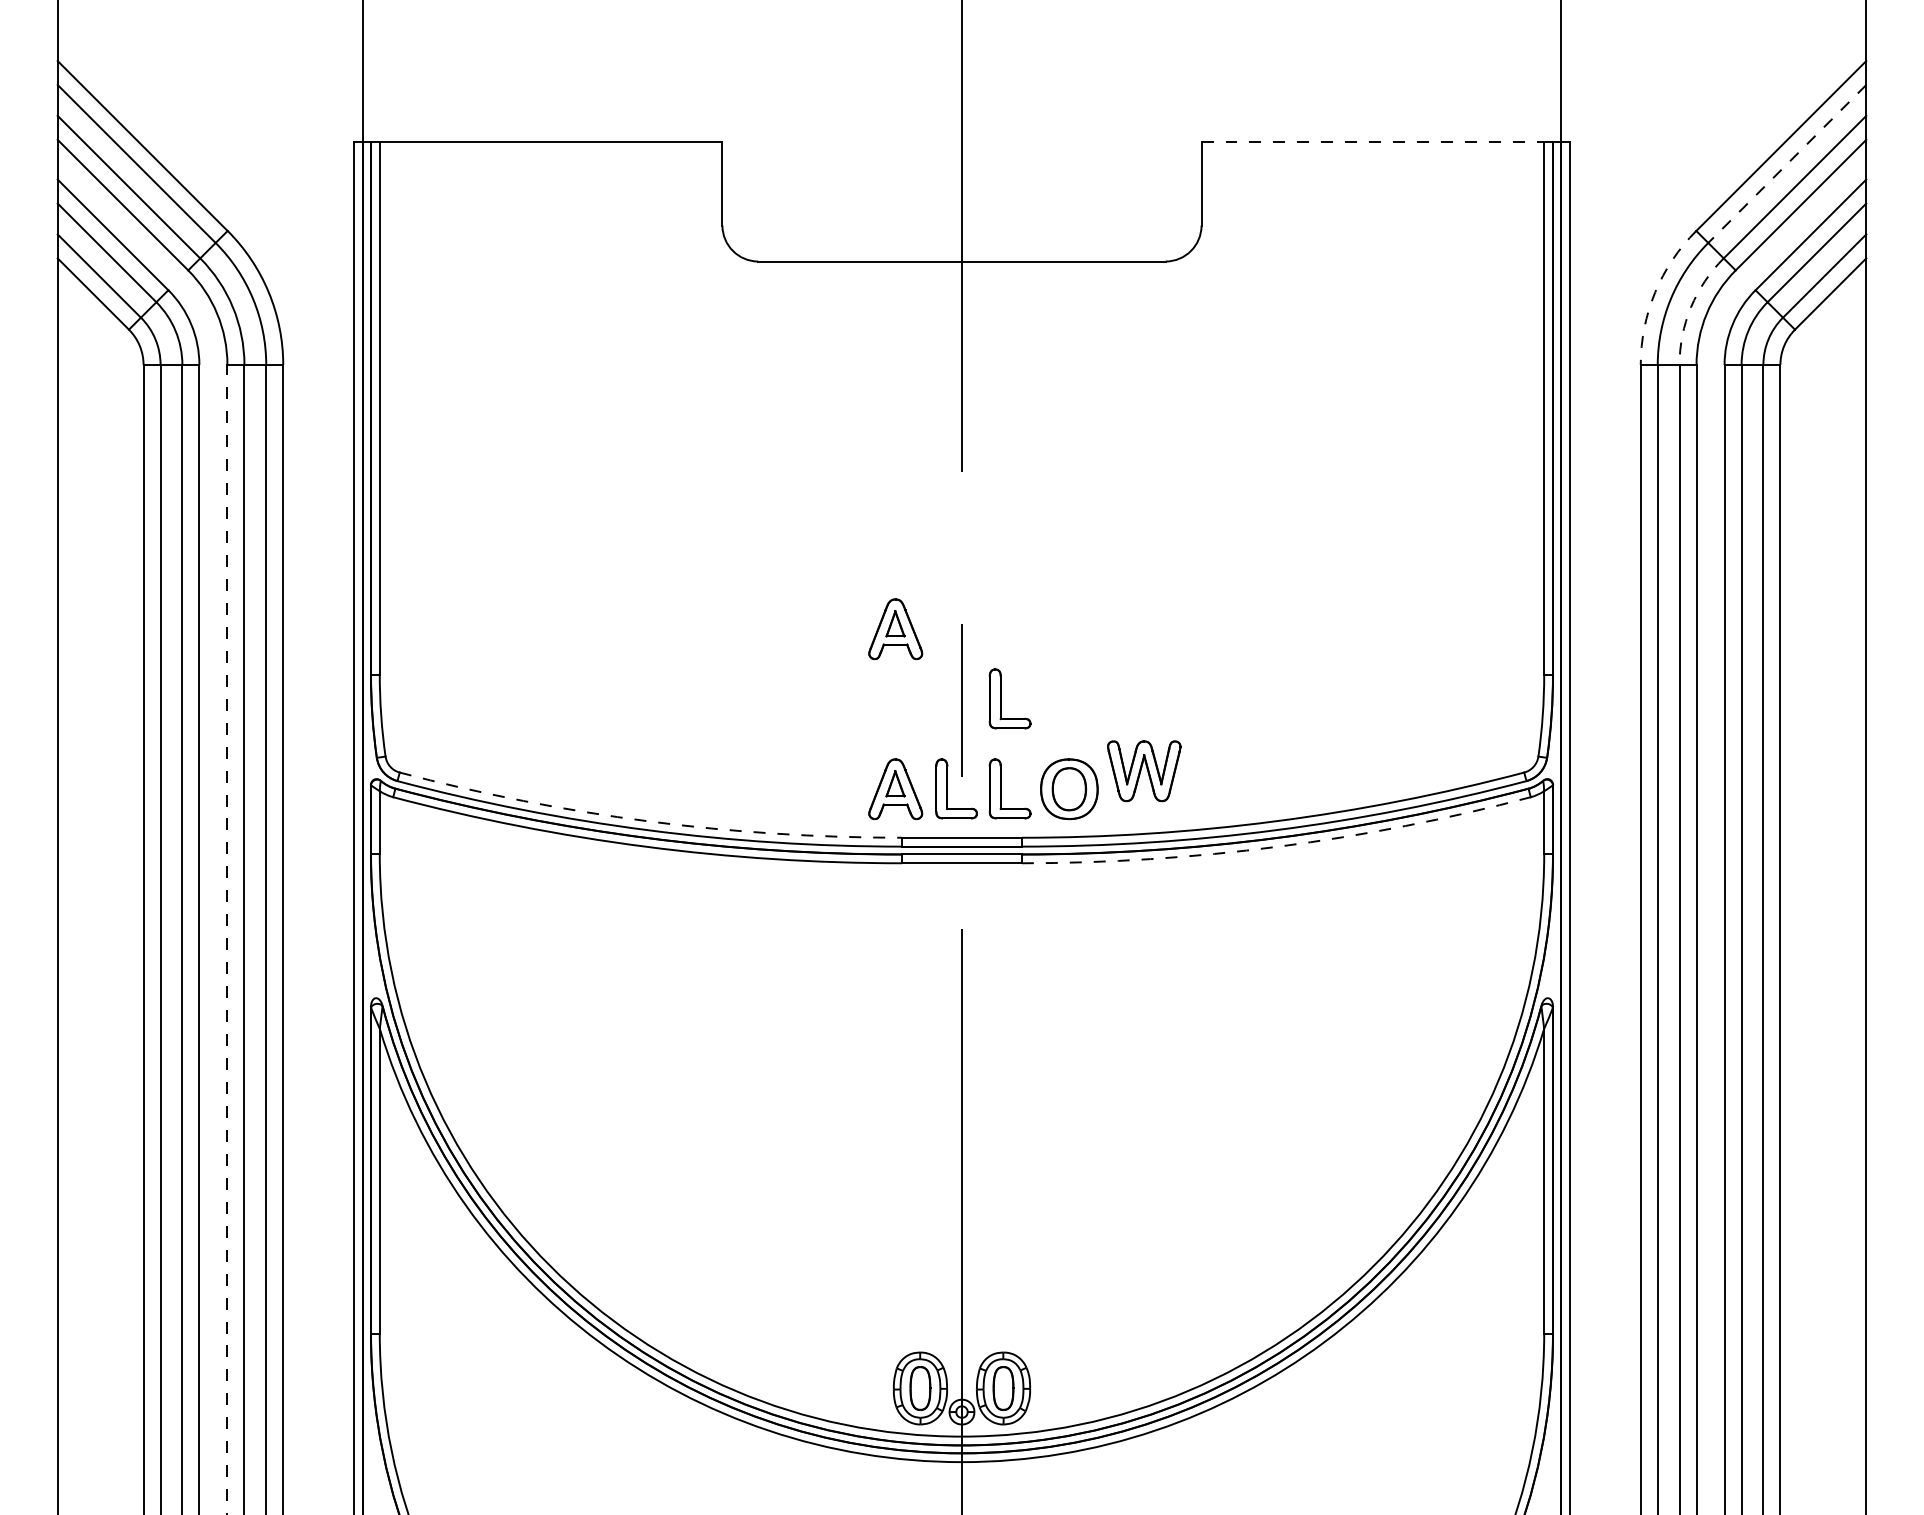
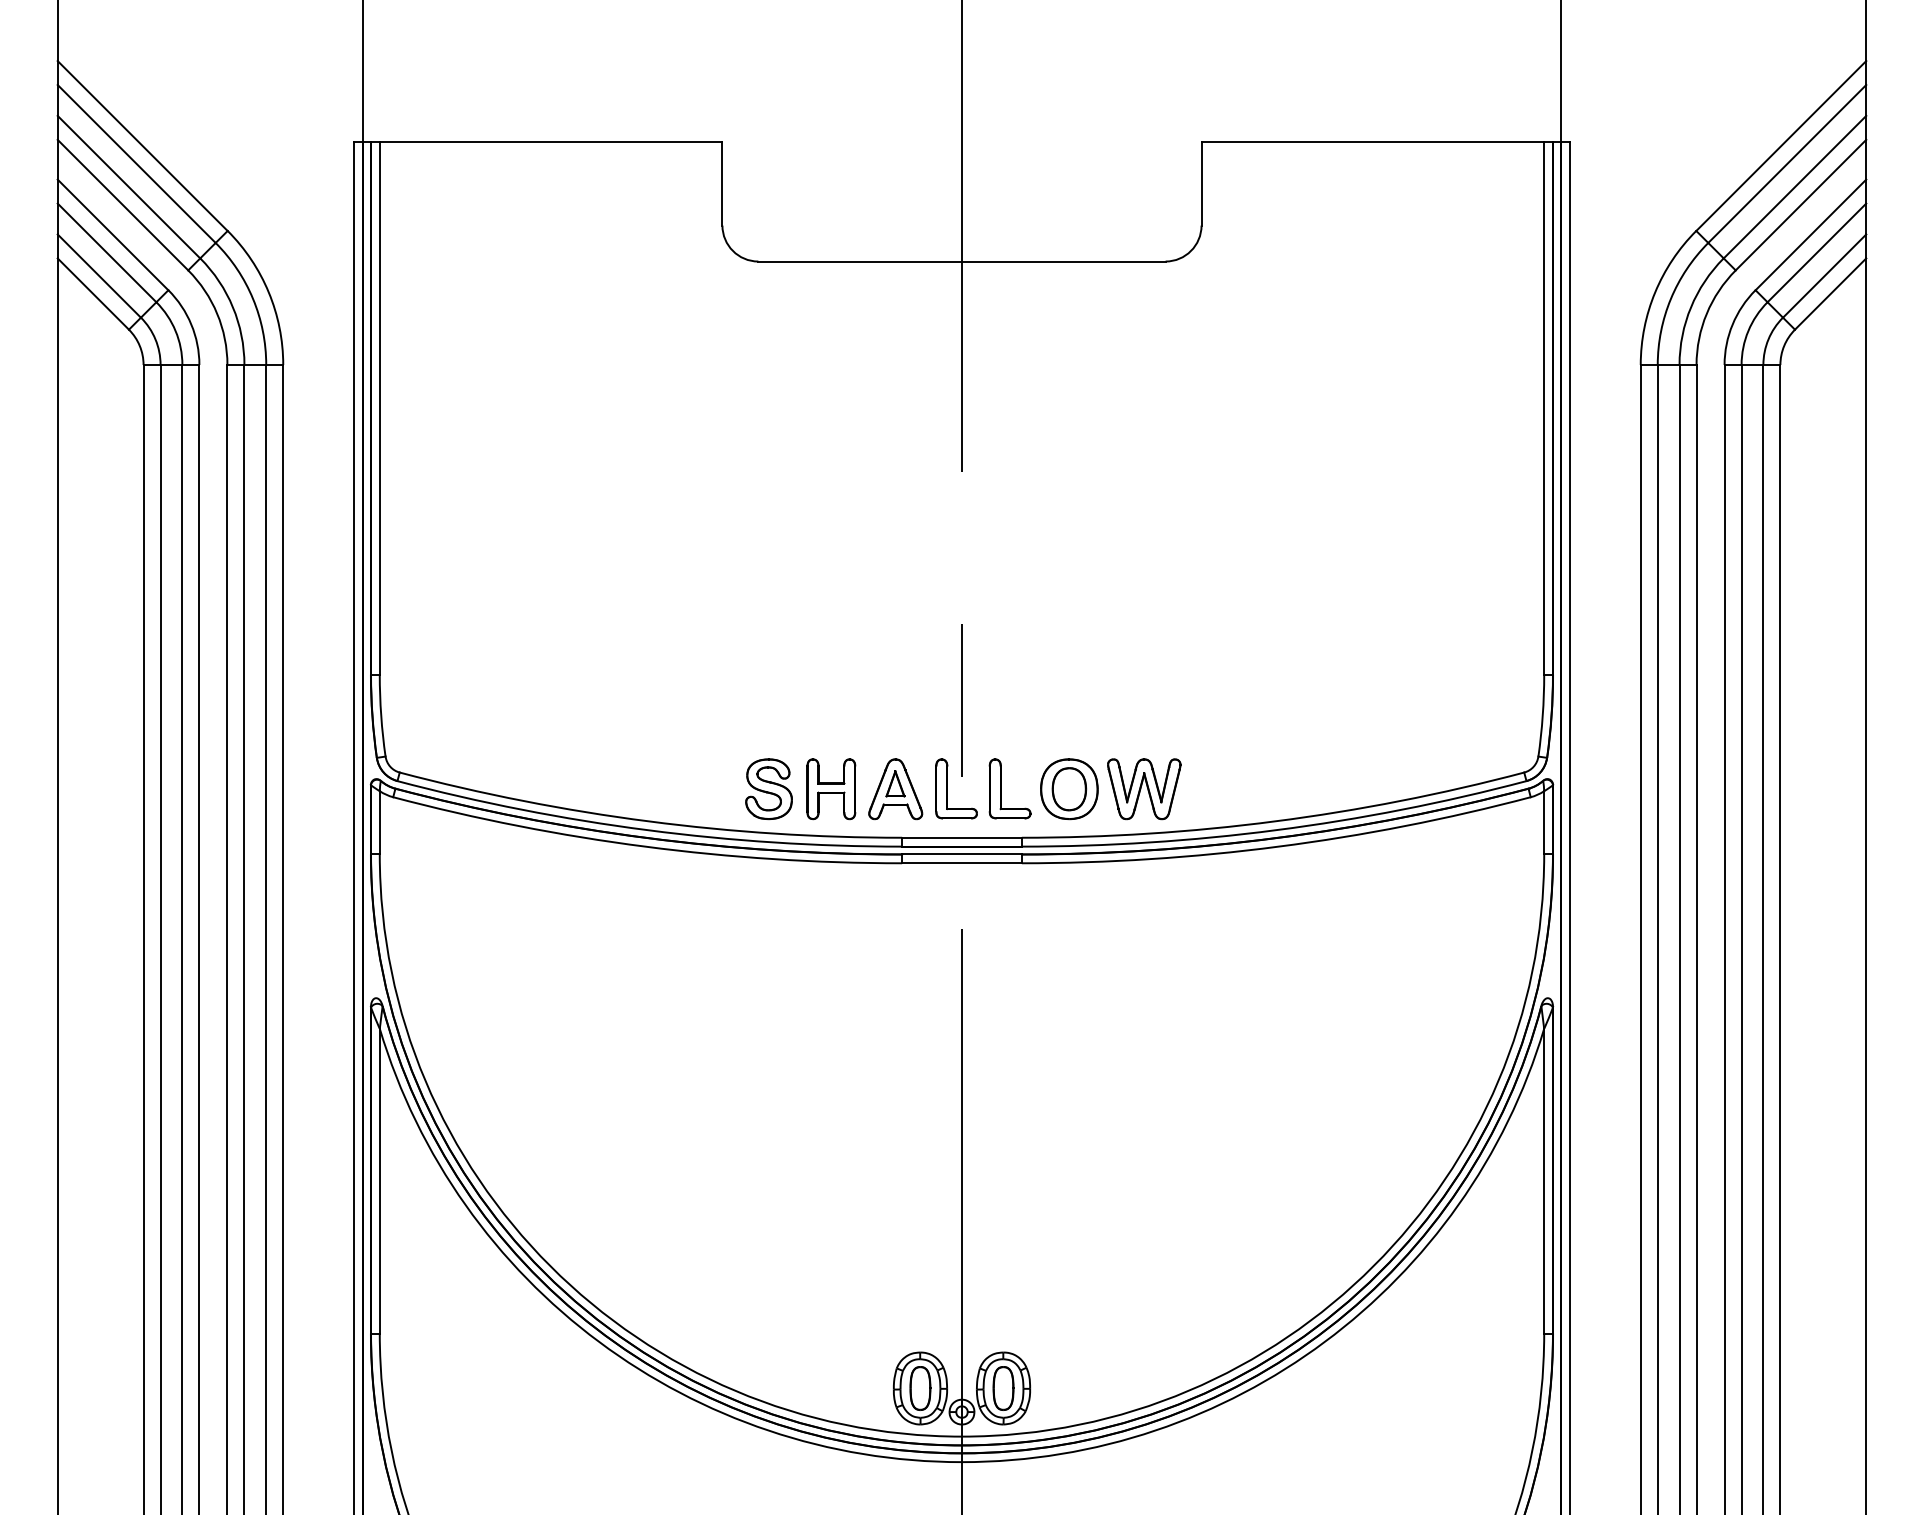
line: dashed -> solid (1373, 141)
line: dashed -> solid (1787, 163)
arc: dashed -> solid (1655, 292)
arc: dashed -> solid (1691, 307)
part: present -> none (895, 629)
part: present -> none (1001, 698)
part position: (1144, 771) -> (1144, 789) (1144, 789)
part: none -> present (768, 789)
part: none -> present (831, 789)
arc: dashed -> solid (648, 821)
arc: dashed -> solid (1278, 846)
line: dashed -> solid (227, 939)
